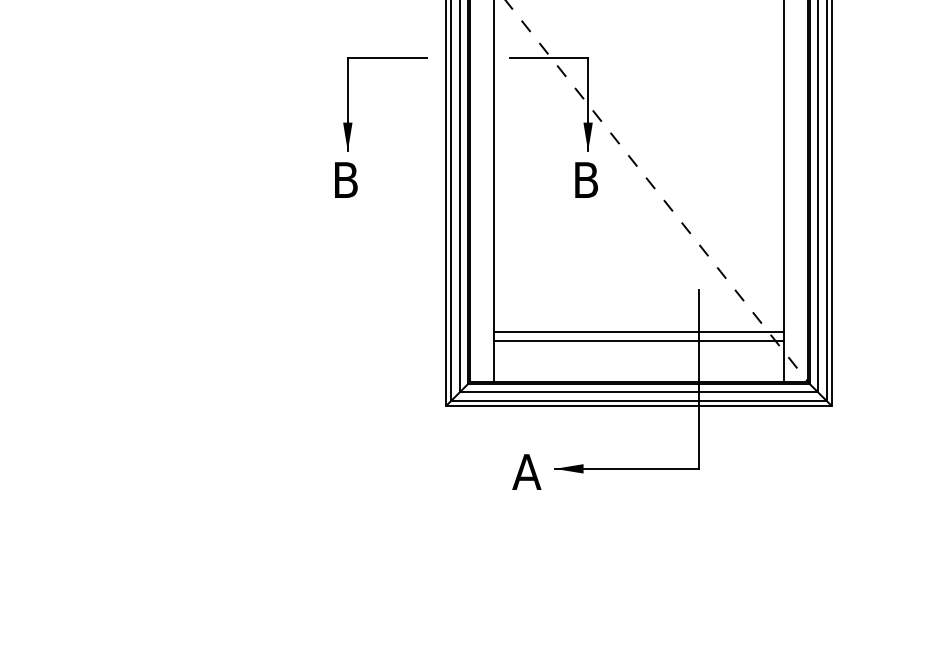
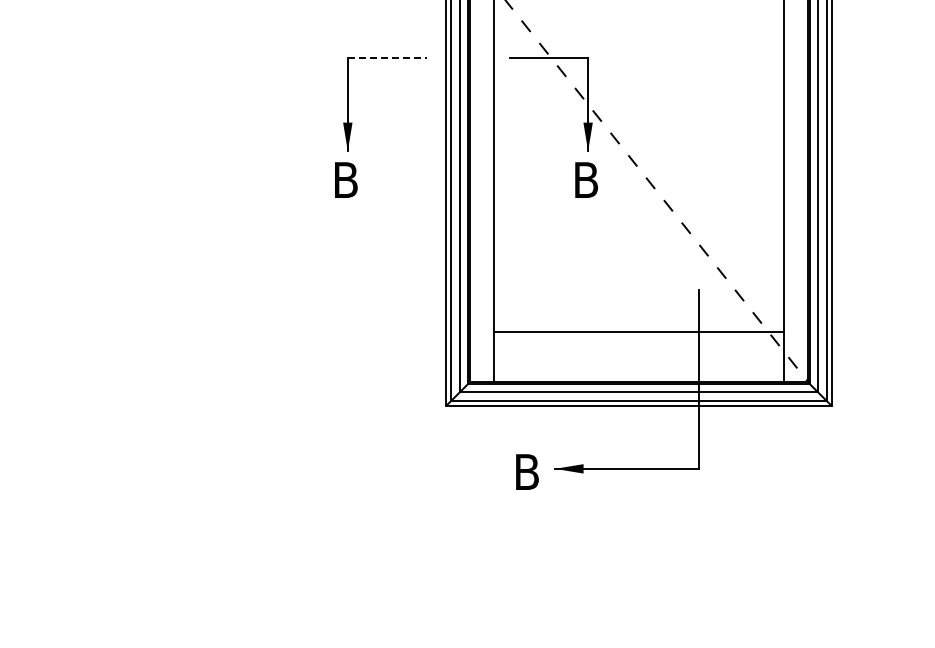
line: solid -> dashed (387, 57)
line: present -> none (638, 340)
text: A -> B (526, 471)
